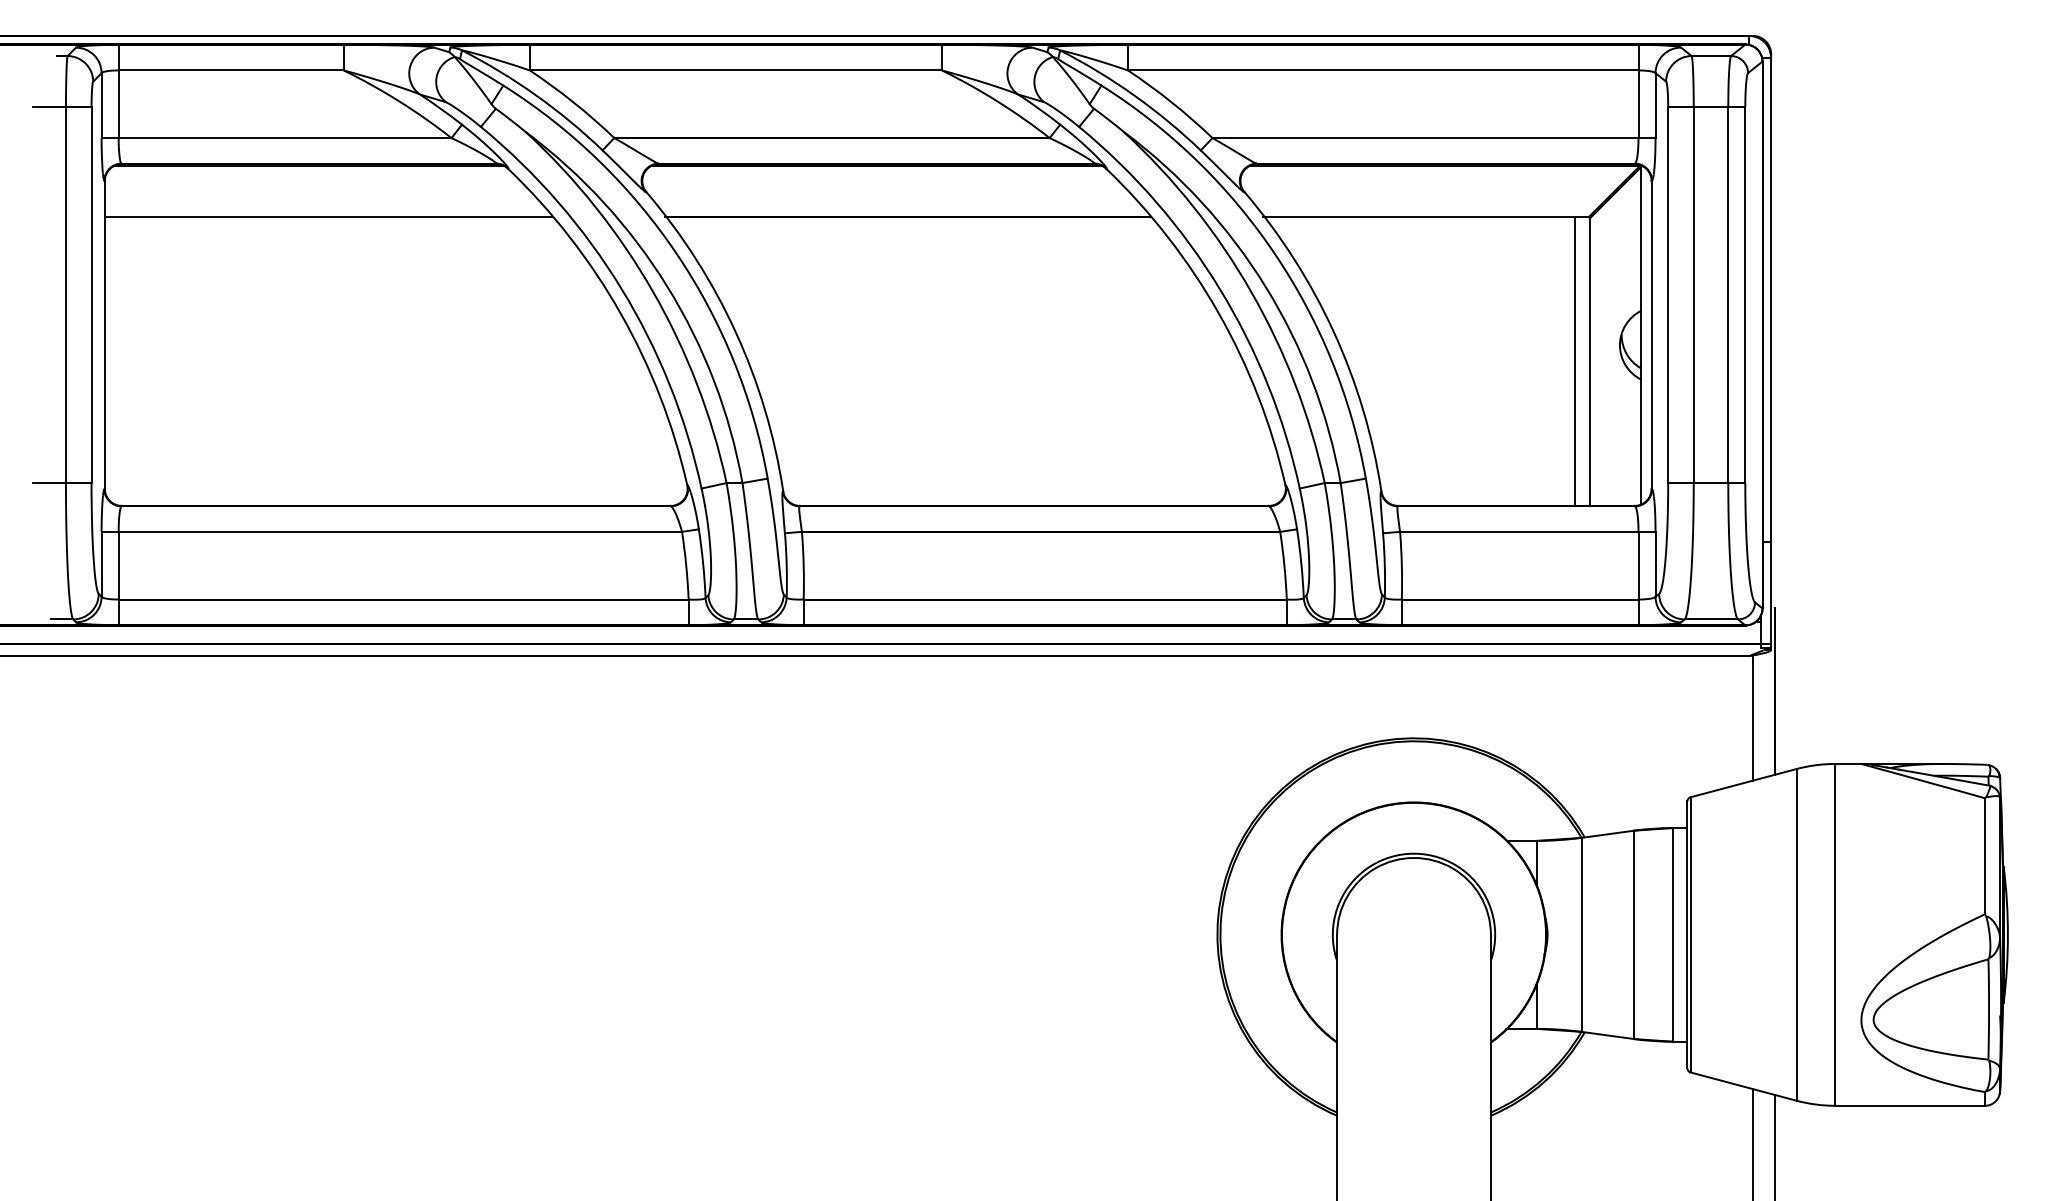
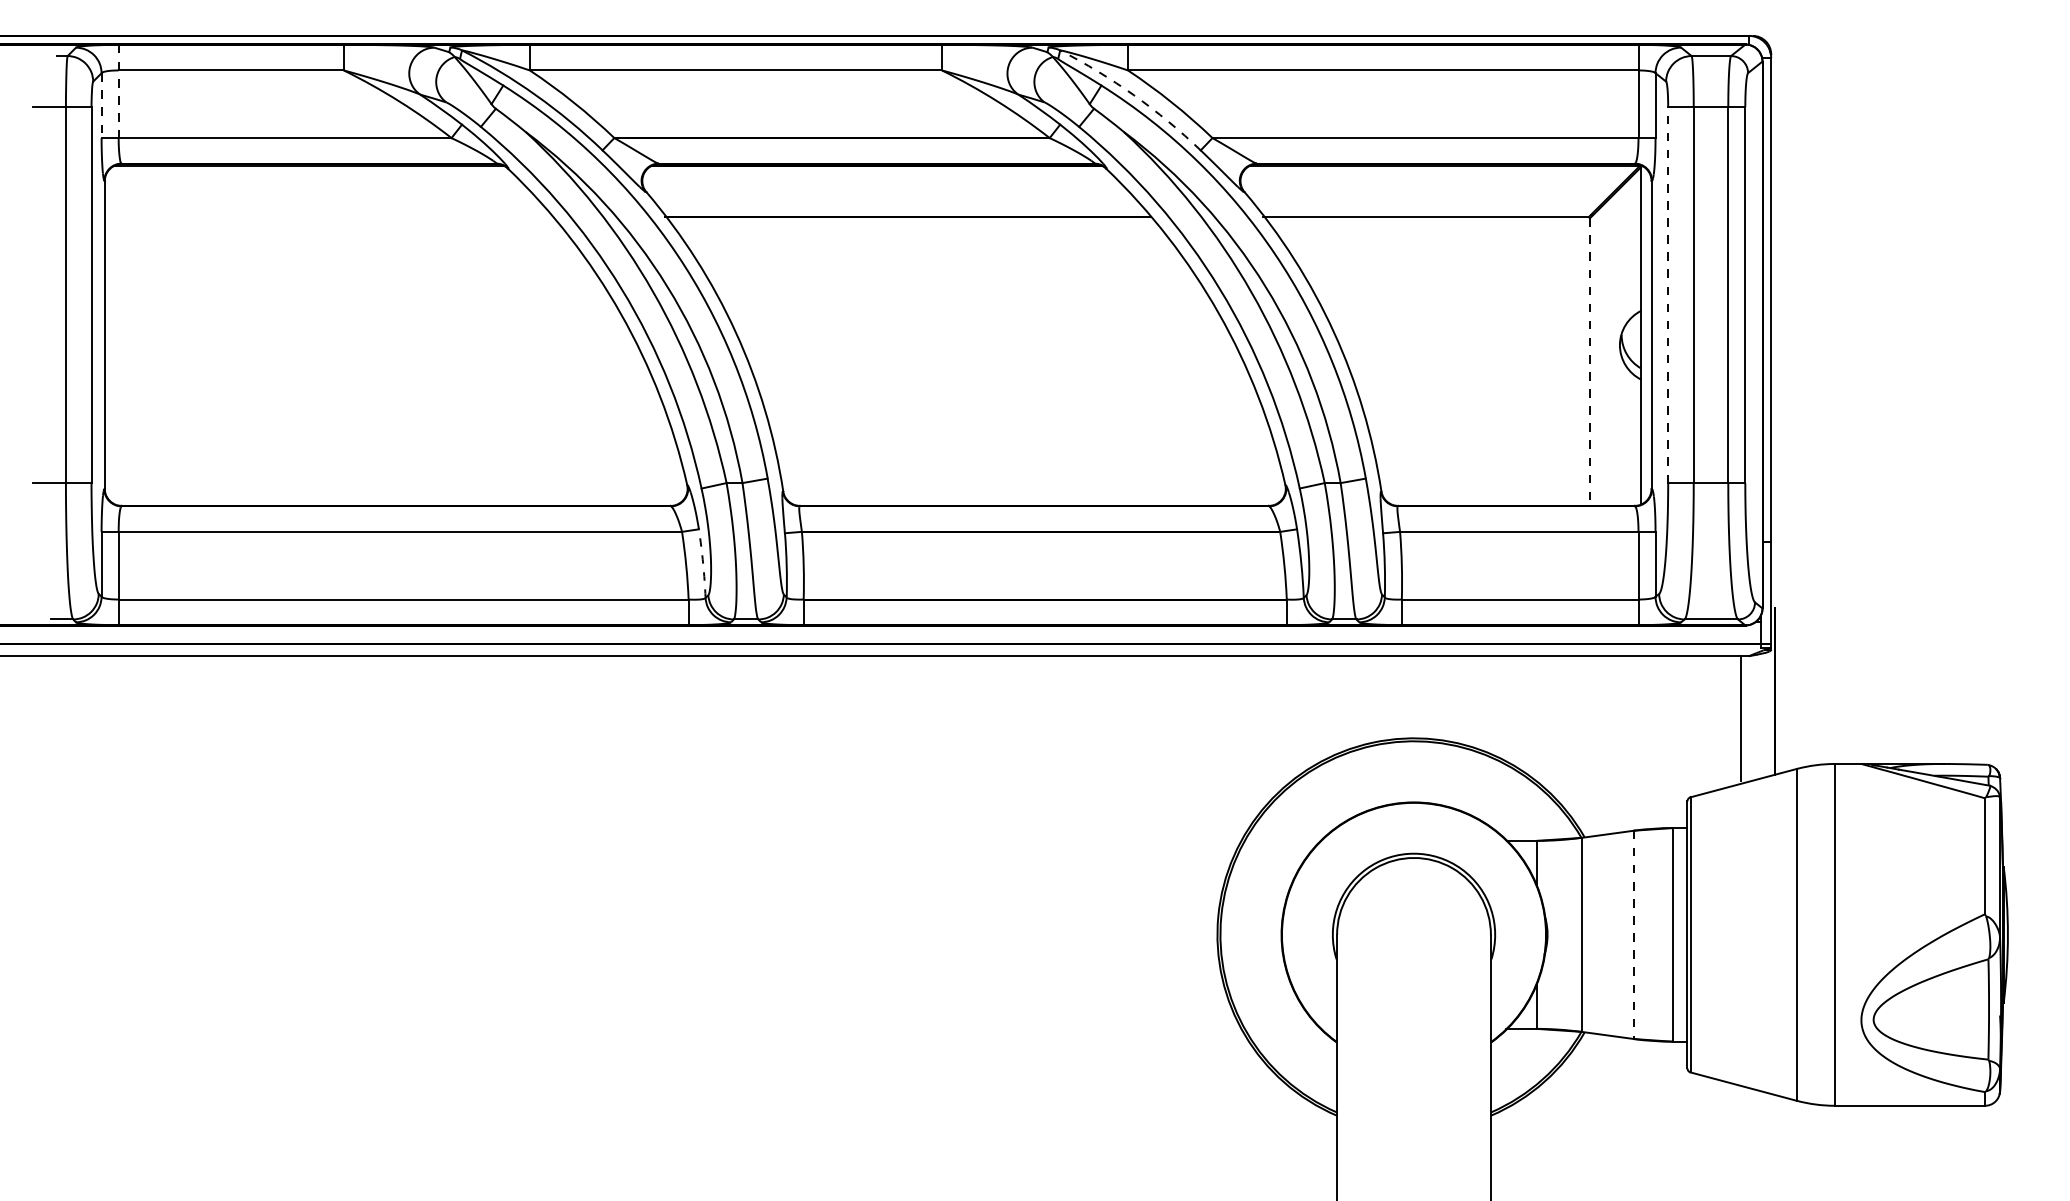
line: solid -> dashed (118, 91)
arc: solid -> dashed (1134, 95)
line: solid -> dashed (101, 106)
line: present -> none (327, 217)
line: solid -> dashed (1668, 295)
line: present -> none (1574, 361)
line: solid -> dashed (1590, 362)
arc: solid -> dashed (703, 563)
line position: (1752, 718) -> (1740, 718) (1740, 718)
line: solid -> dashed (1634, 935)
line: present -> none (1752, 1142)
line: present -> none (1774, 1145)
